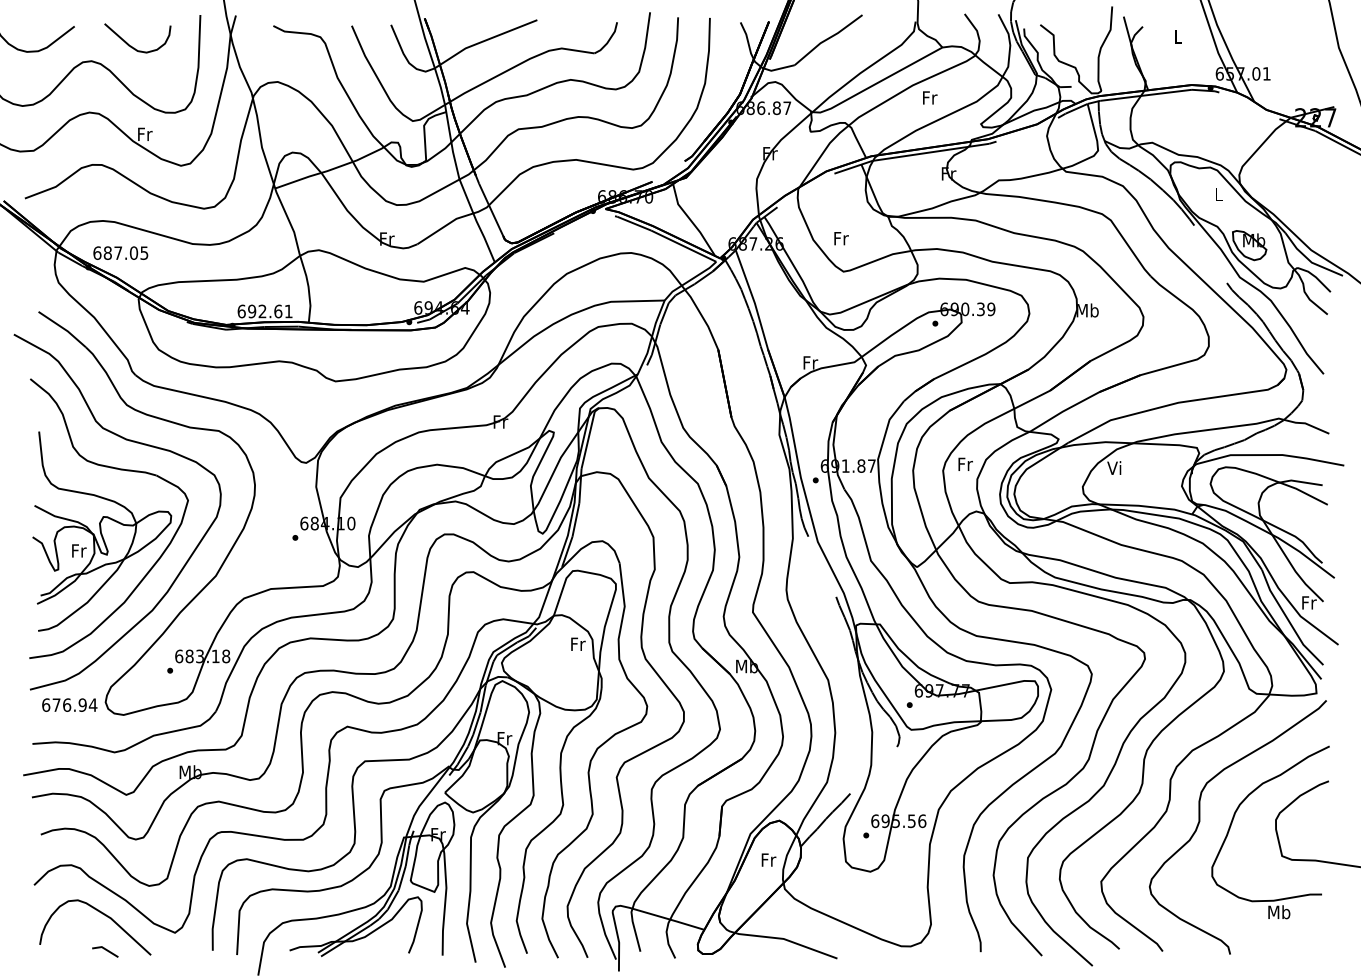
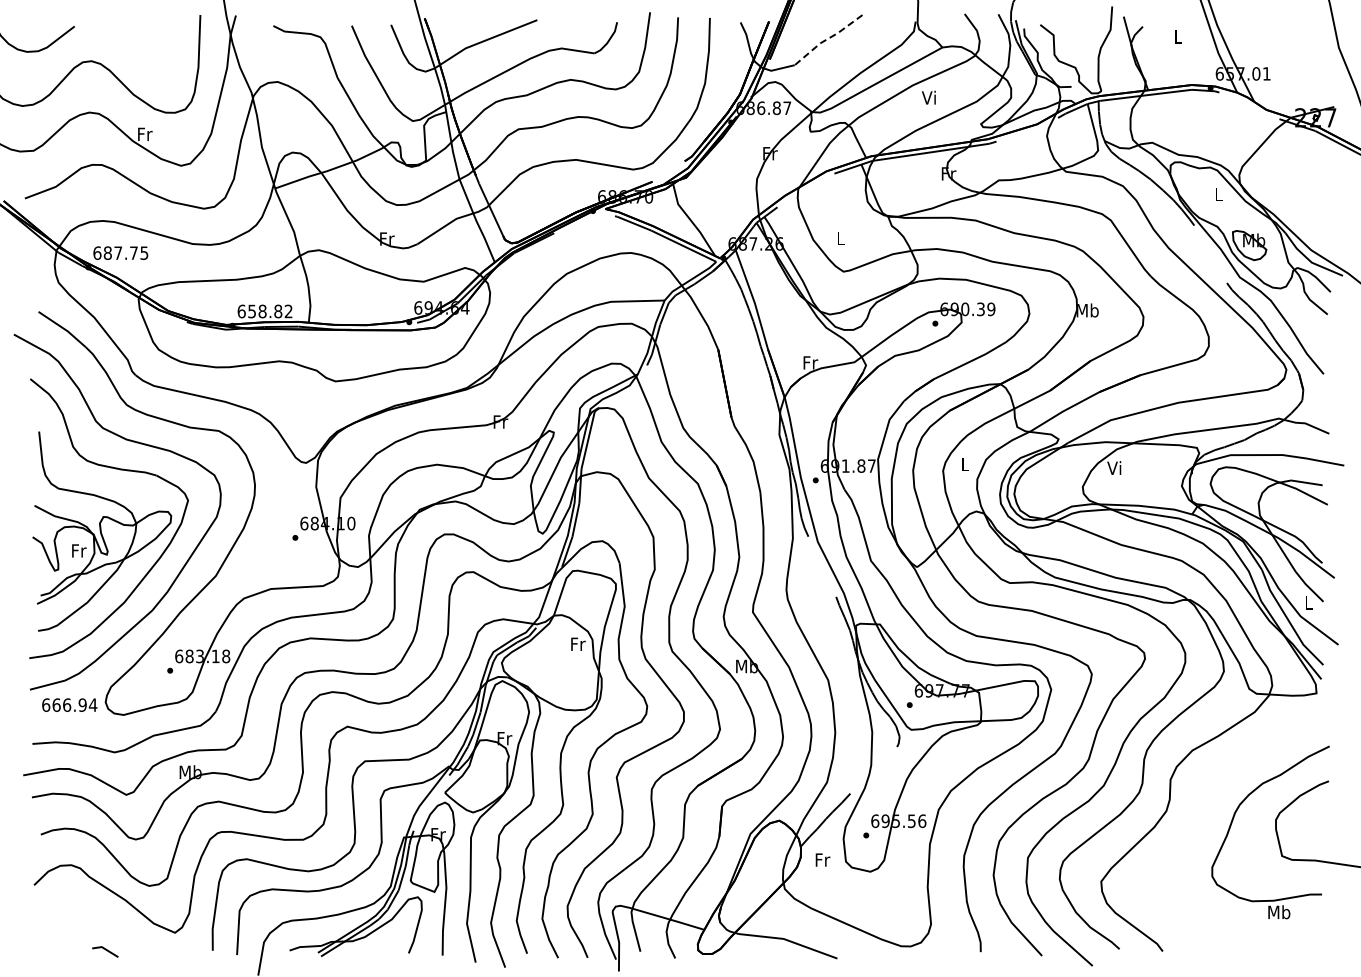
line: solid -> dashed (827, 38)
curve: present -> none (131, 45)
text: Fr -> Vi (929, 97)
text: Fr -> L (841, 238)
text: 687.05 -> 687.75 (133, 252)
text: 692.61 -> 658.82 (270, 311)
text: Fr -> L (965, 463)
text: Fr -> L (1309, 602)
text: 676.94 -> 666.94 (56, 704)
curve: present -> none (1200, 821)
text position: (768, 859) -> (822, 859) (822, 859)
curve: present -> none (102, 914)
